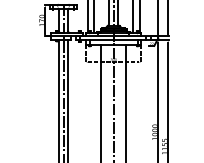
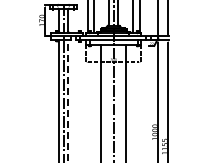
line: solid -> dashed (68, 100)
